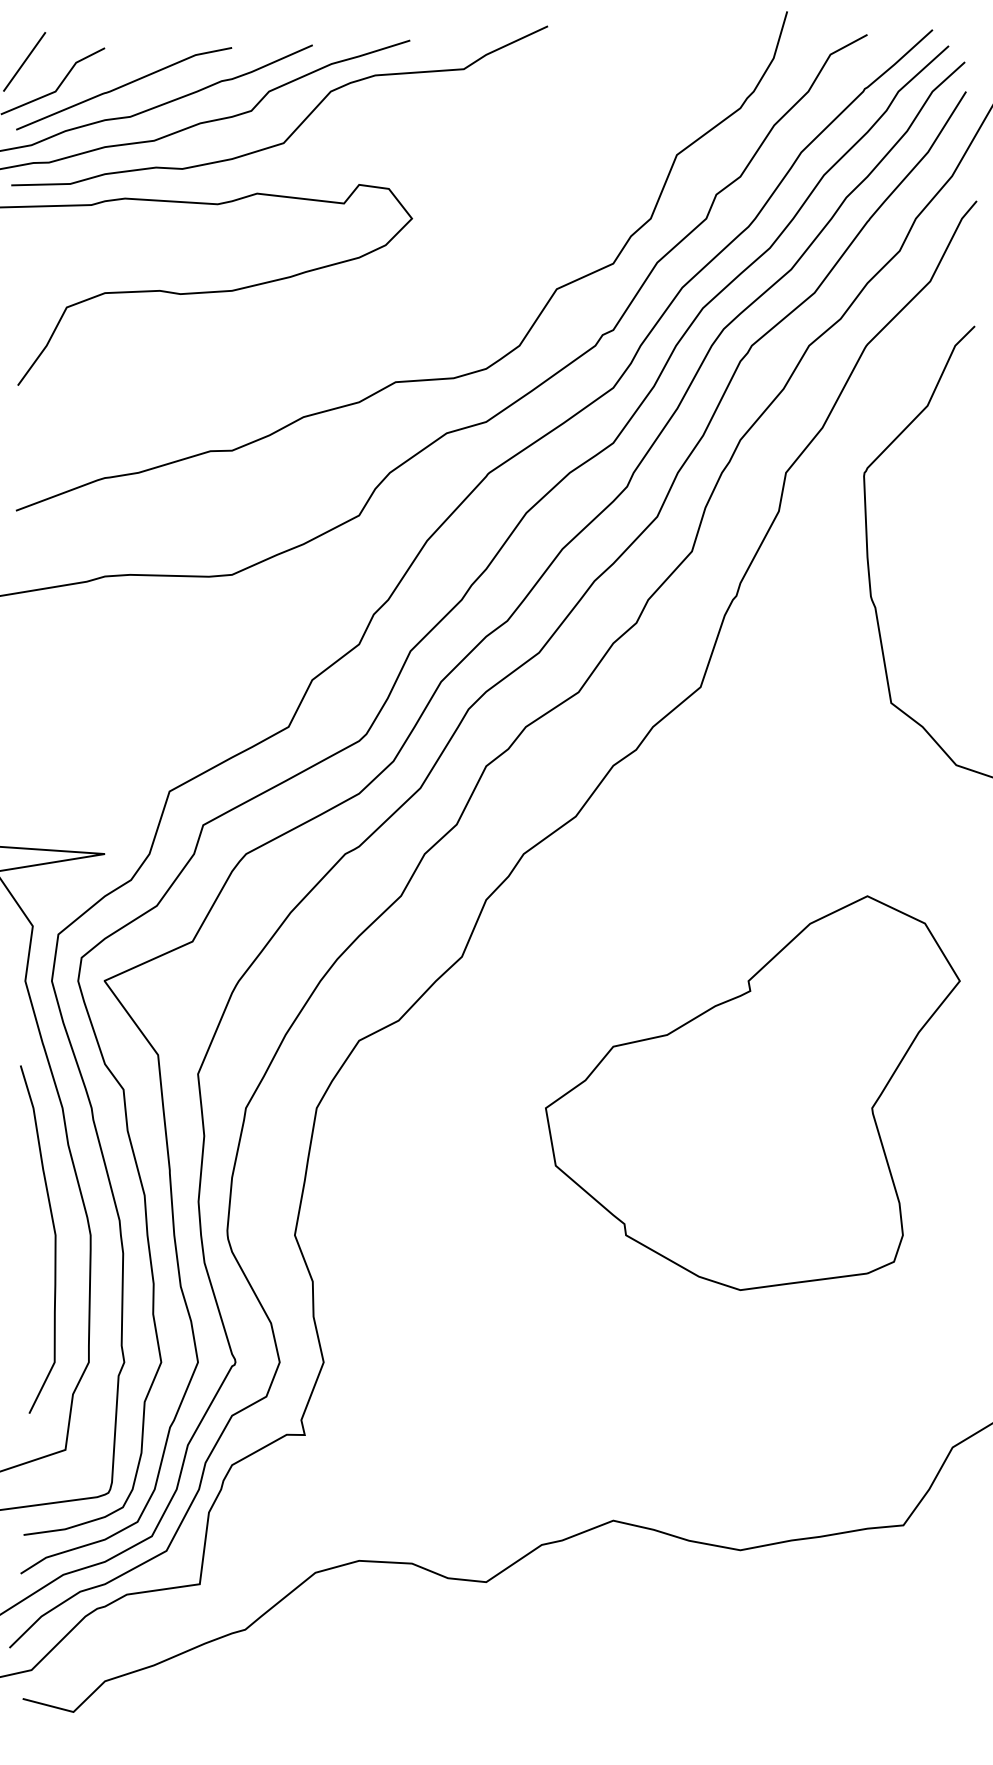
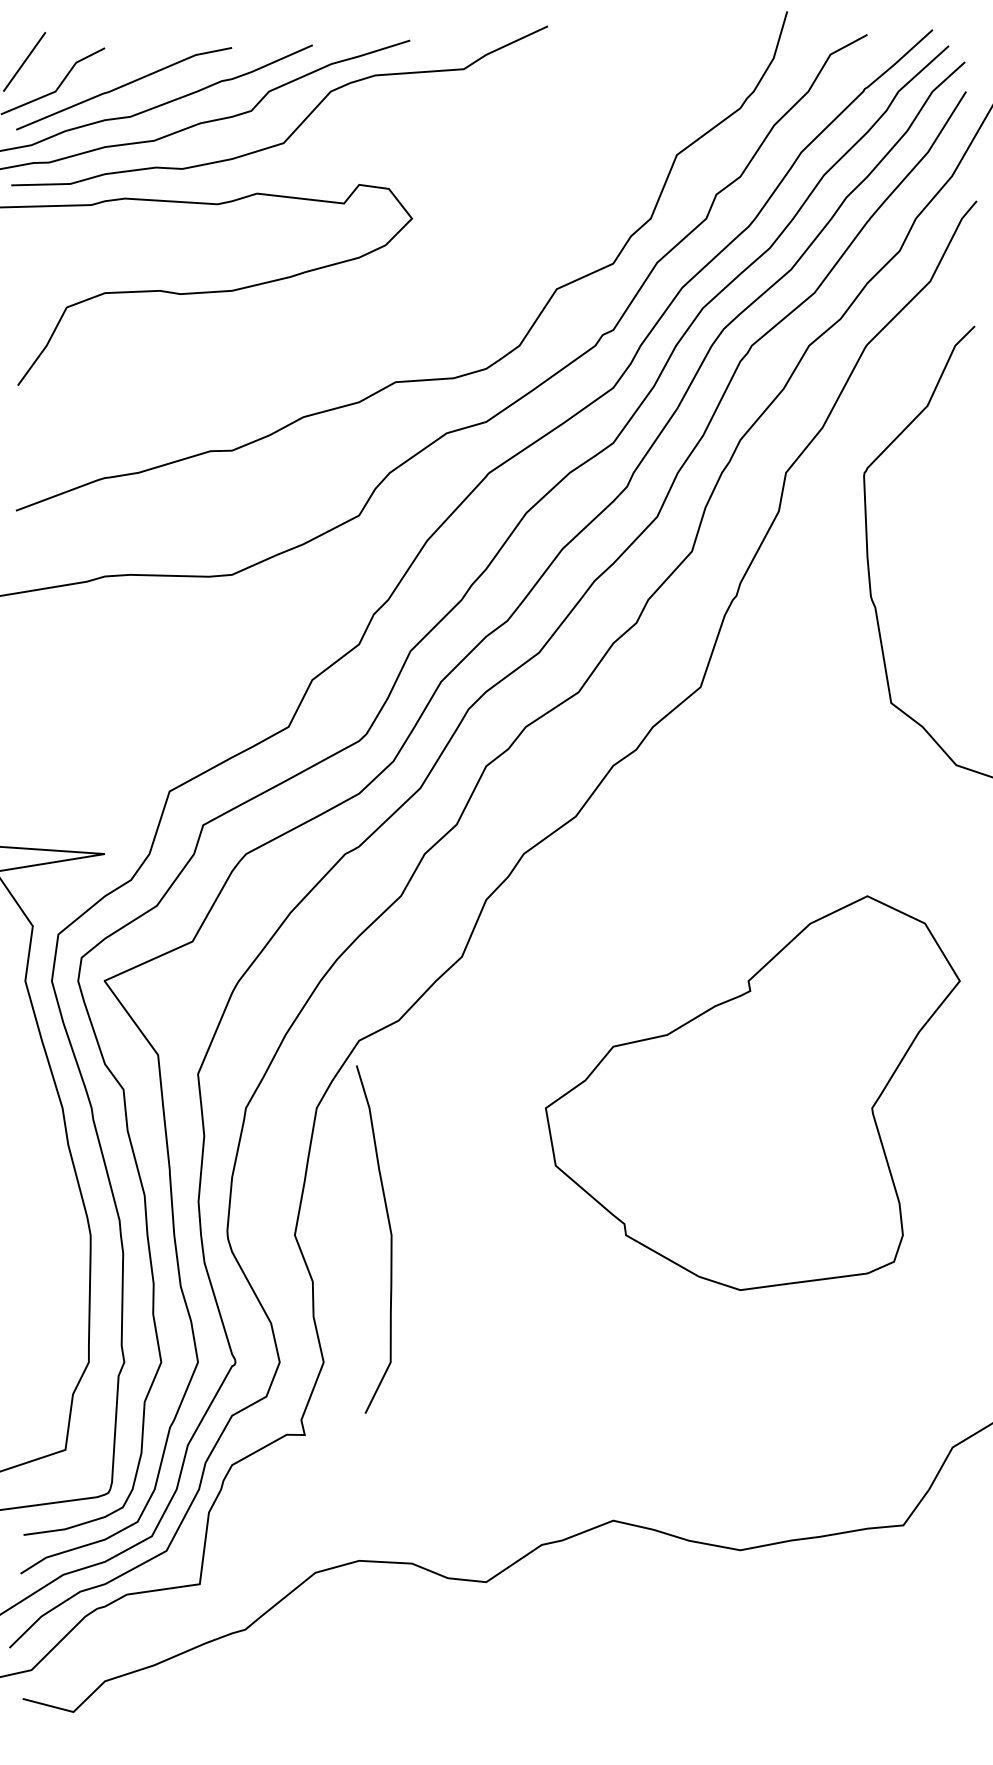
curve position: (54, 1239) -> (390, 1239) (390, 1239)
